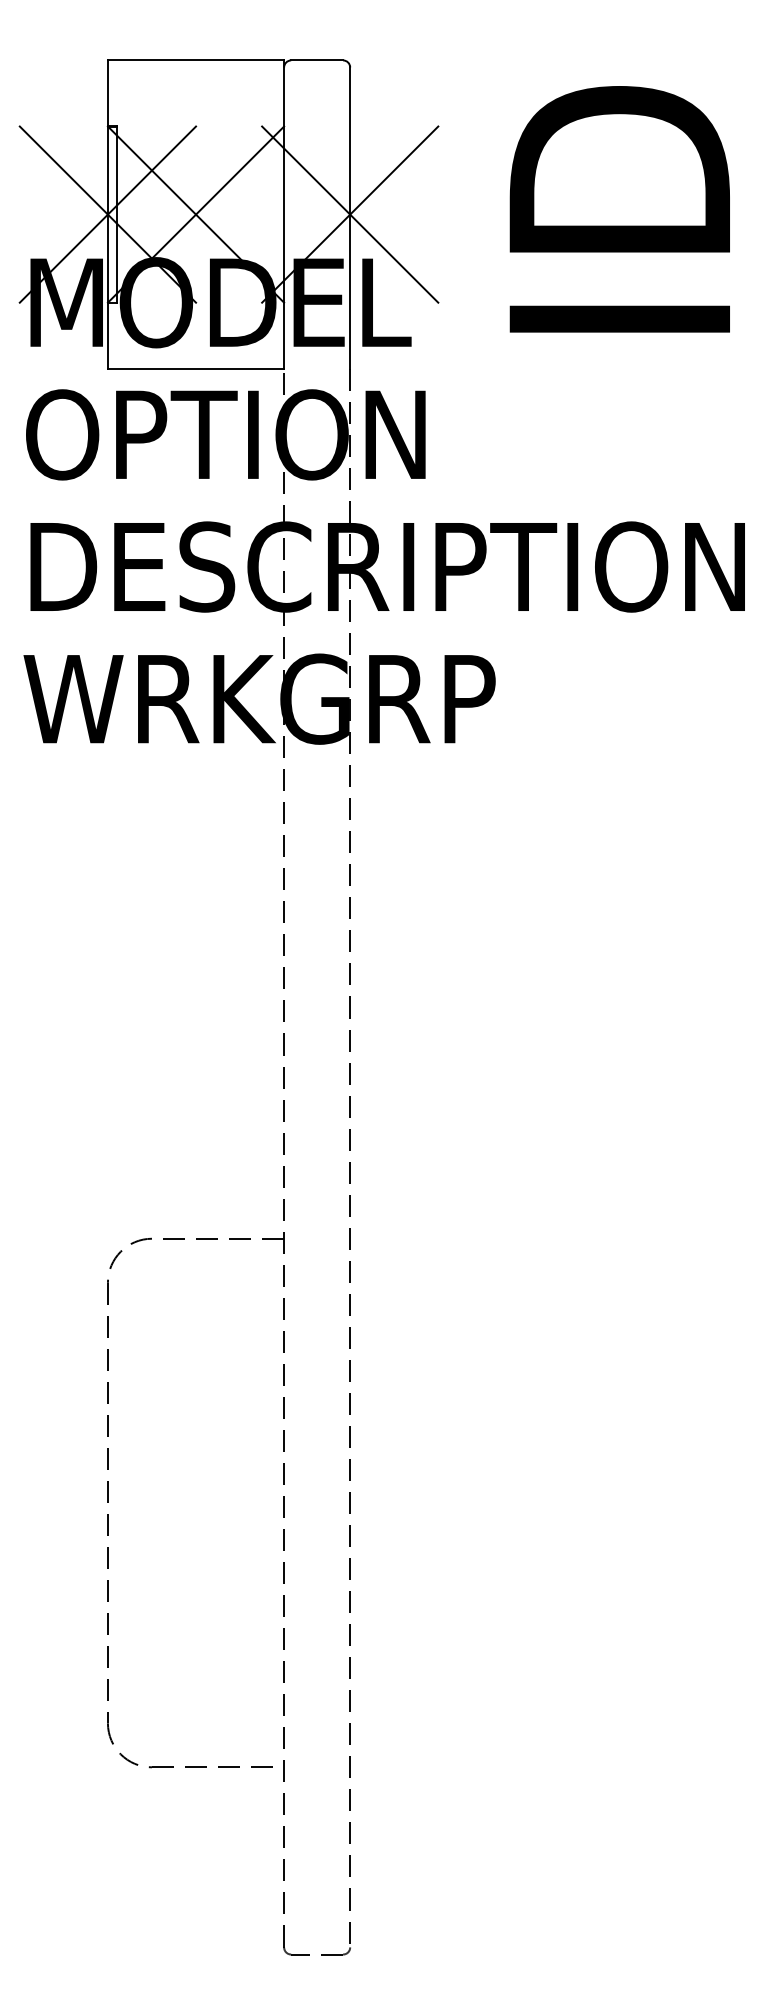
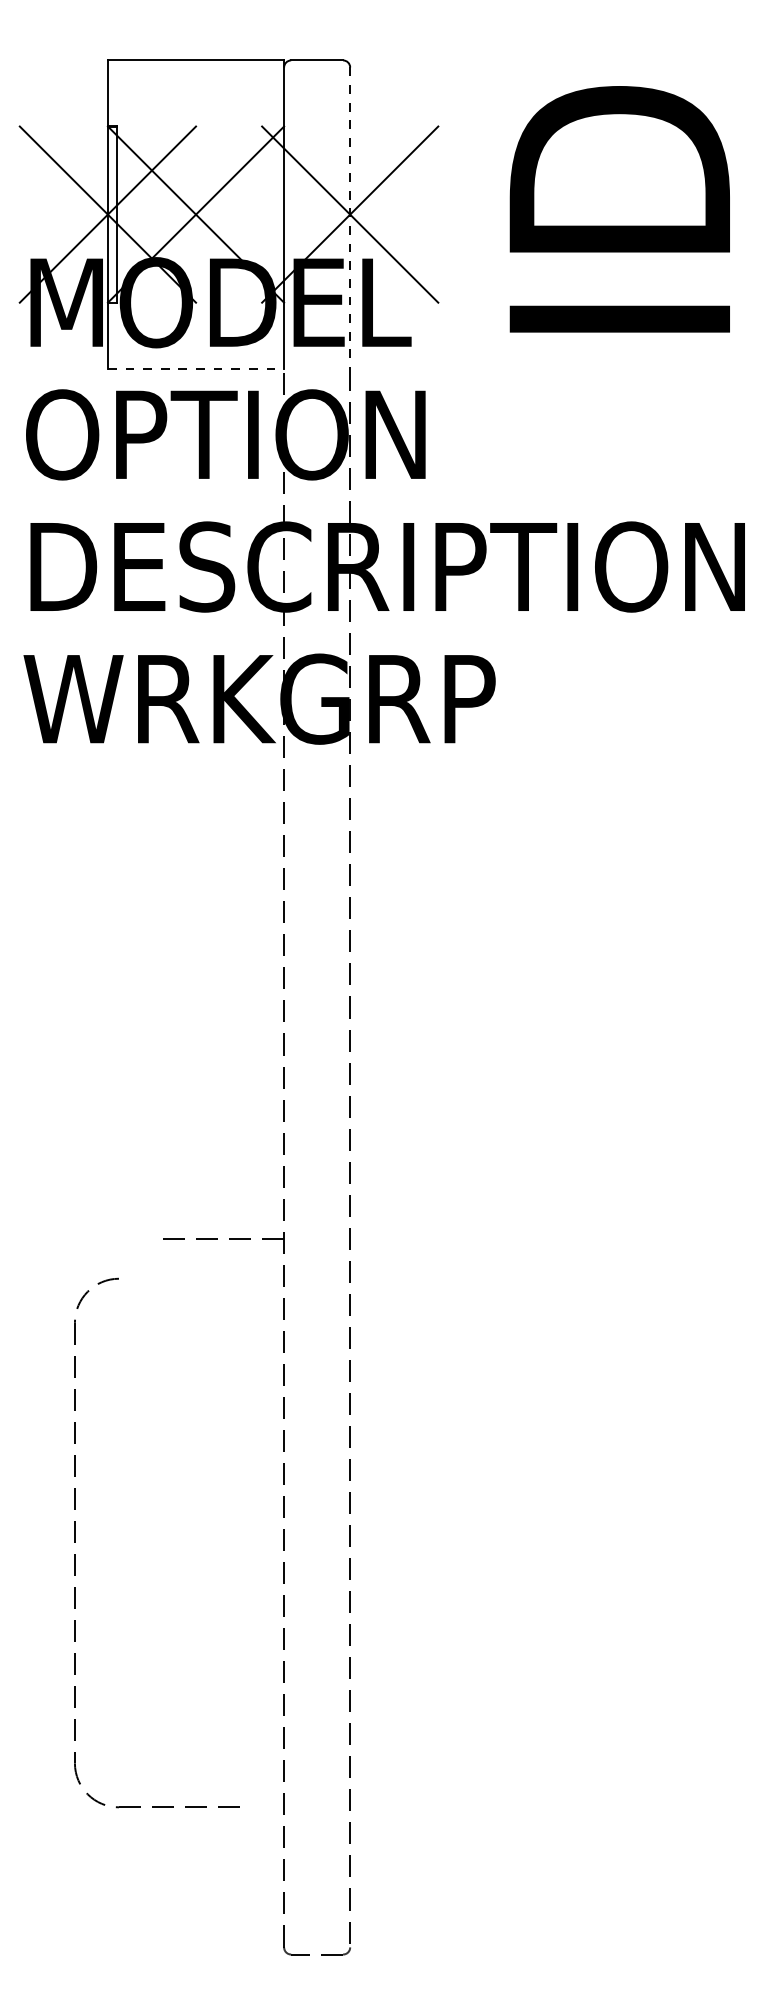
line: solid -> dashed (350, 218)
line: solid -> dashed (196, 368)
part position: (108, 1502) -> (75, 1542) (75, 1542)
